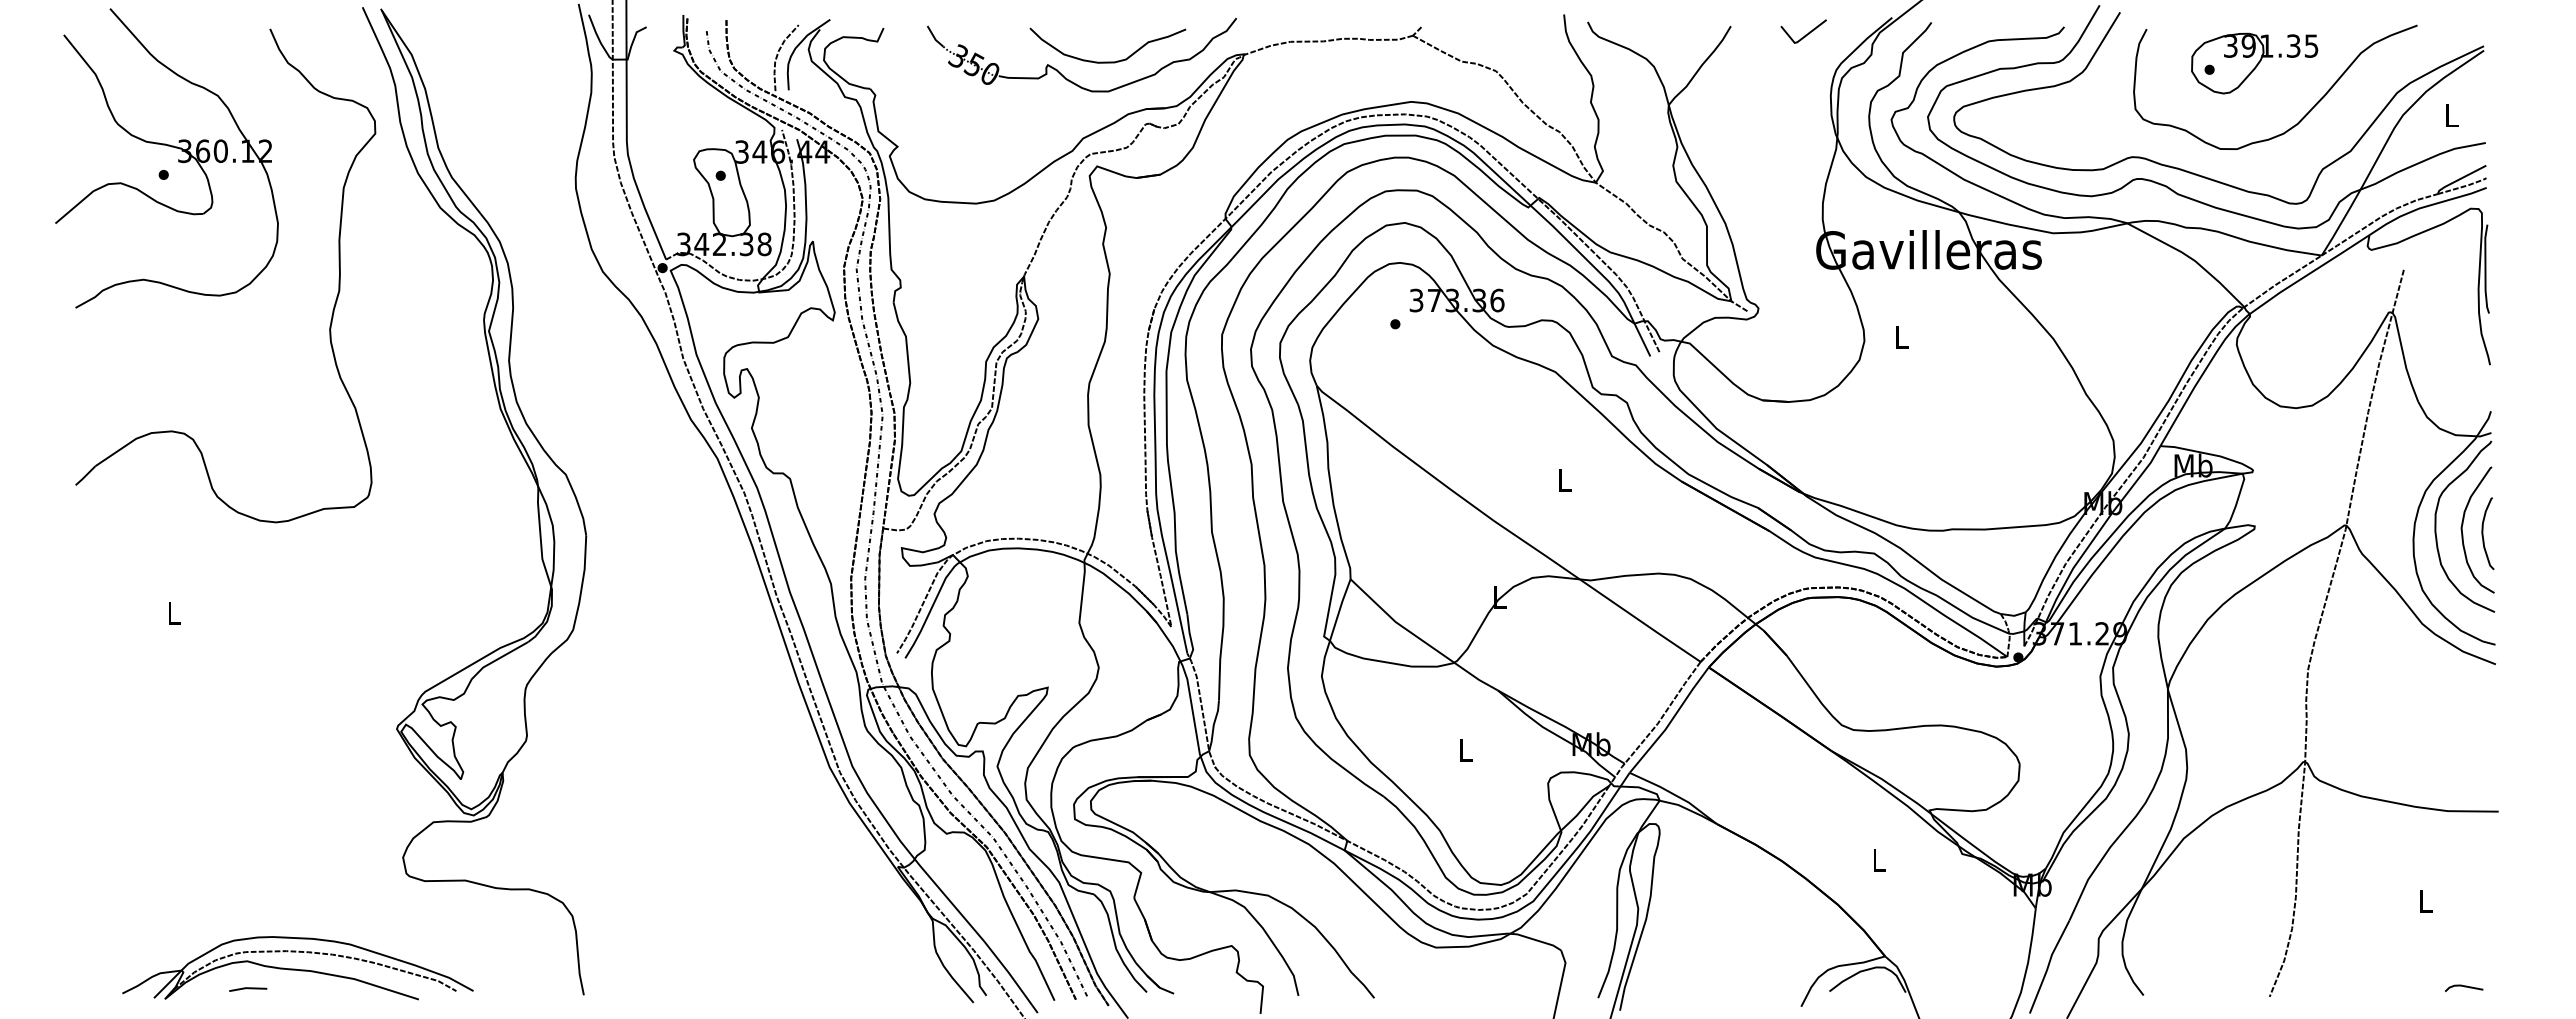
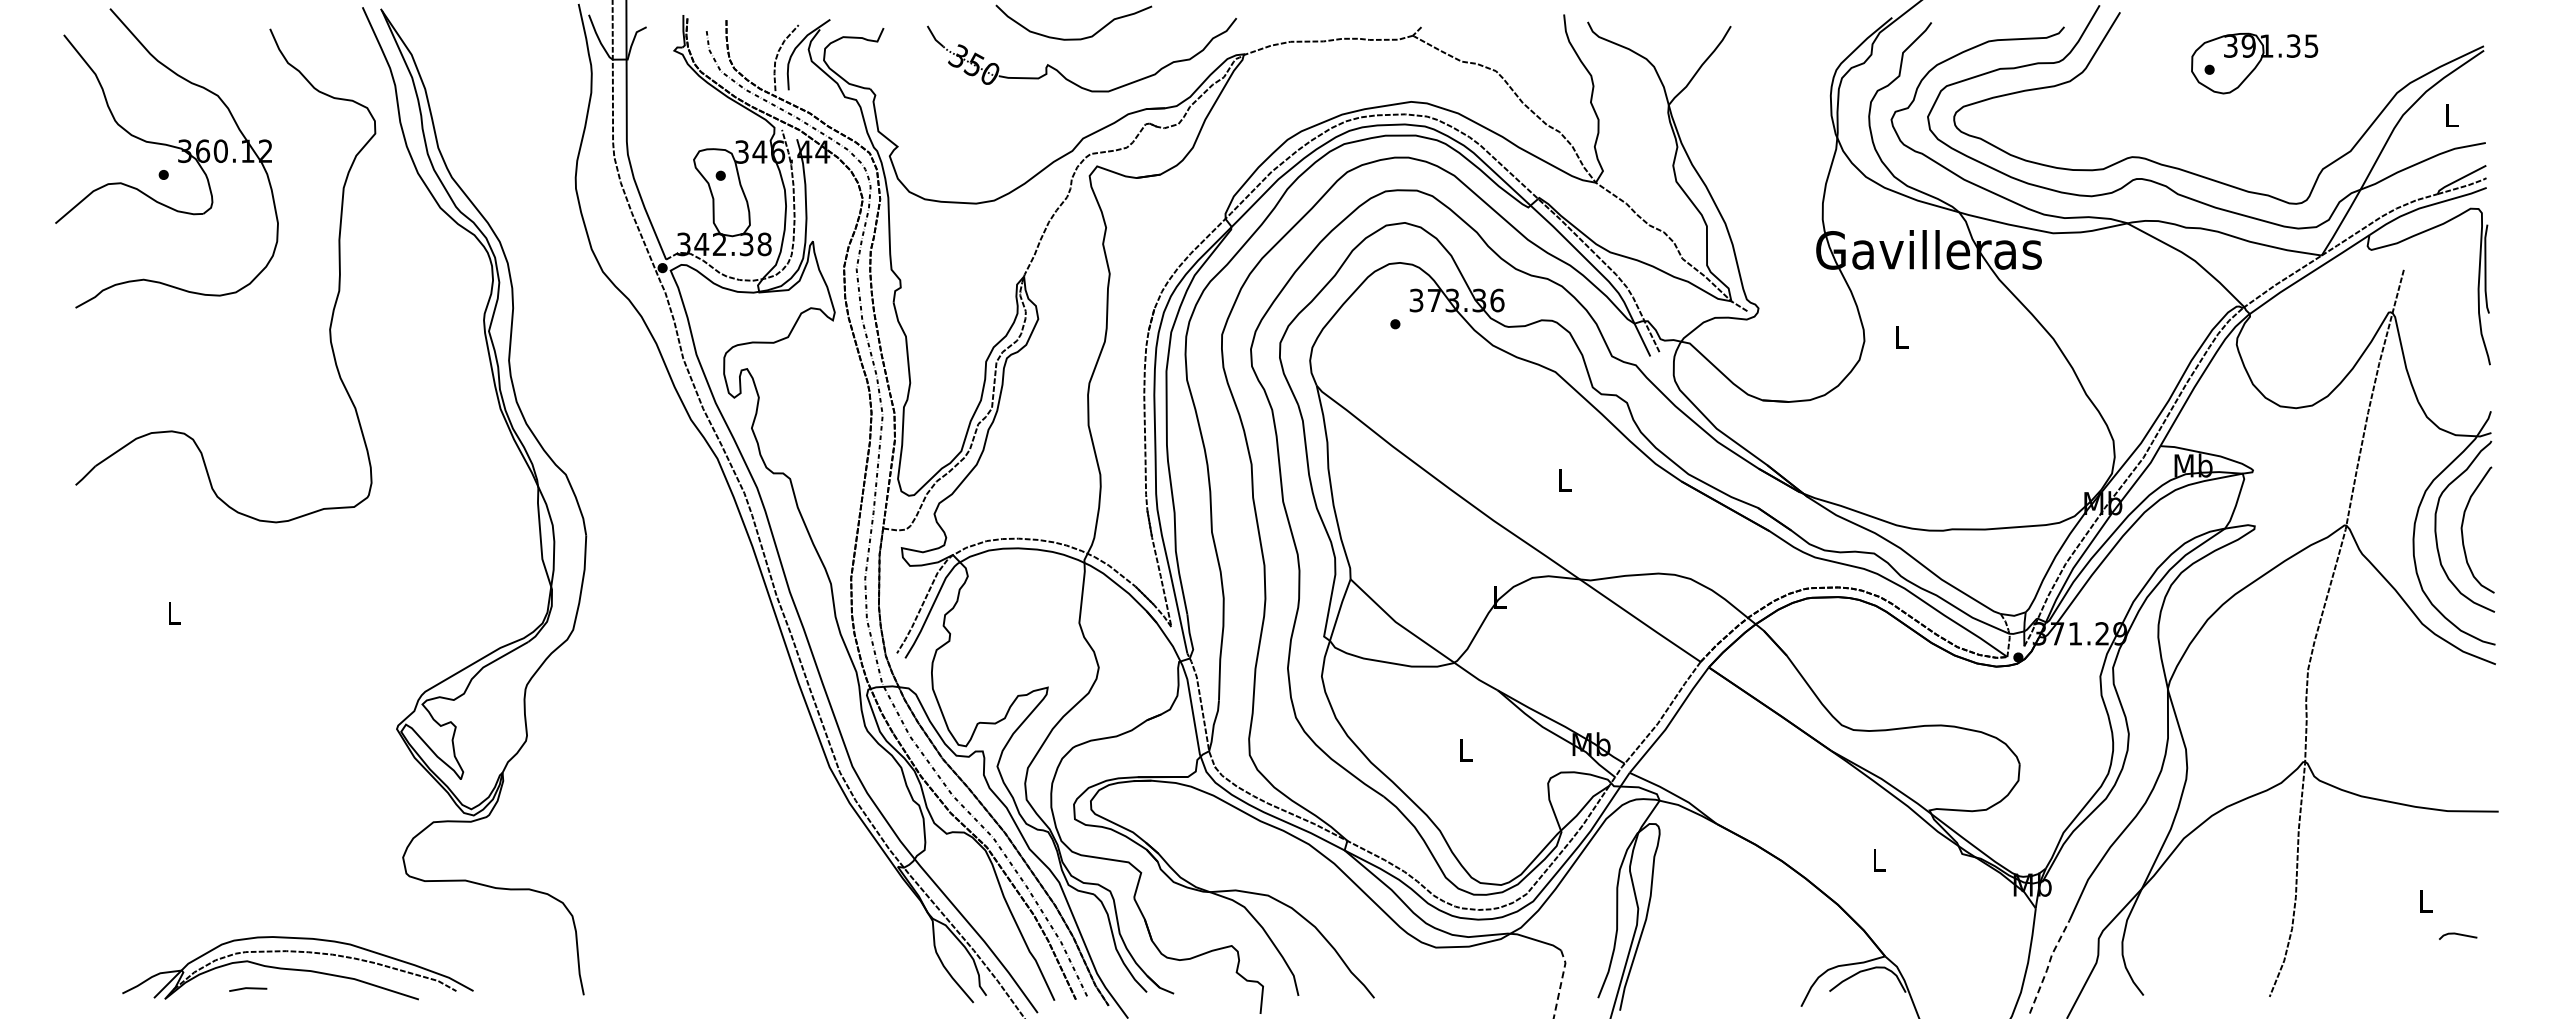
line: present -> none (1805, 34)
curve position: (1107, 61) -> (1073, 38) (1073, 38)
curve: present -> none (2304, 115)
curve: present -> none (2483, 533)
line: solid -> dashed (2048, 965)
line: solid -> dashed (1561, 983)
line position: (2464, 987) -> (2458, 935) (2458, 935)
